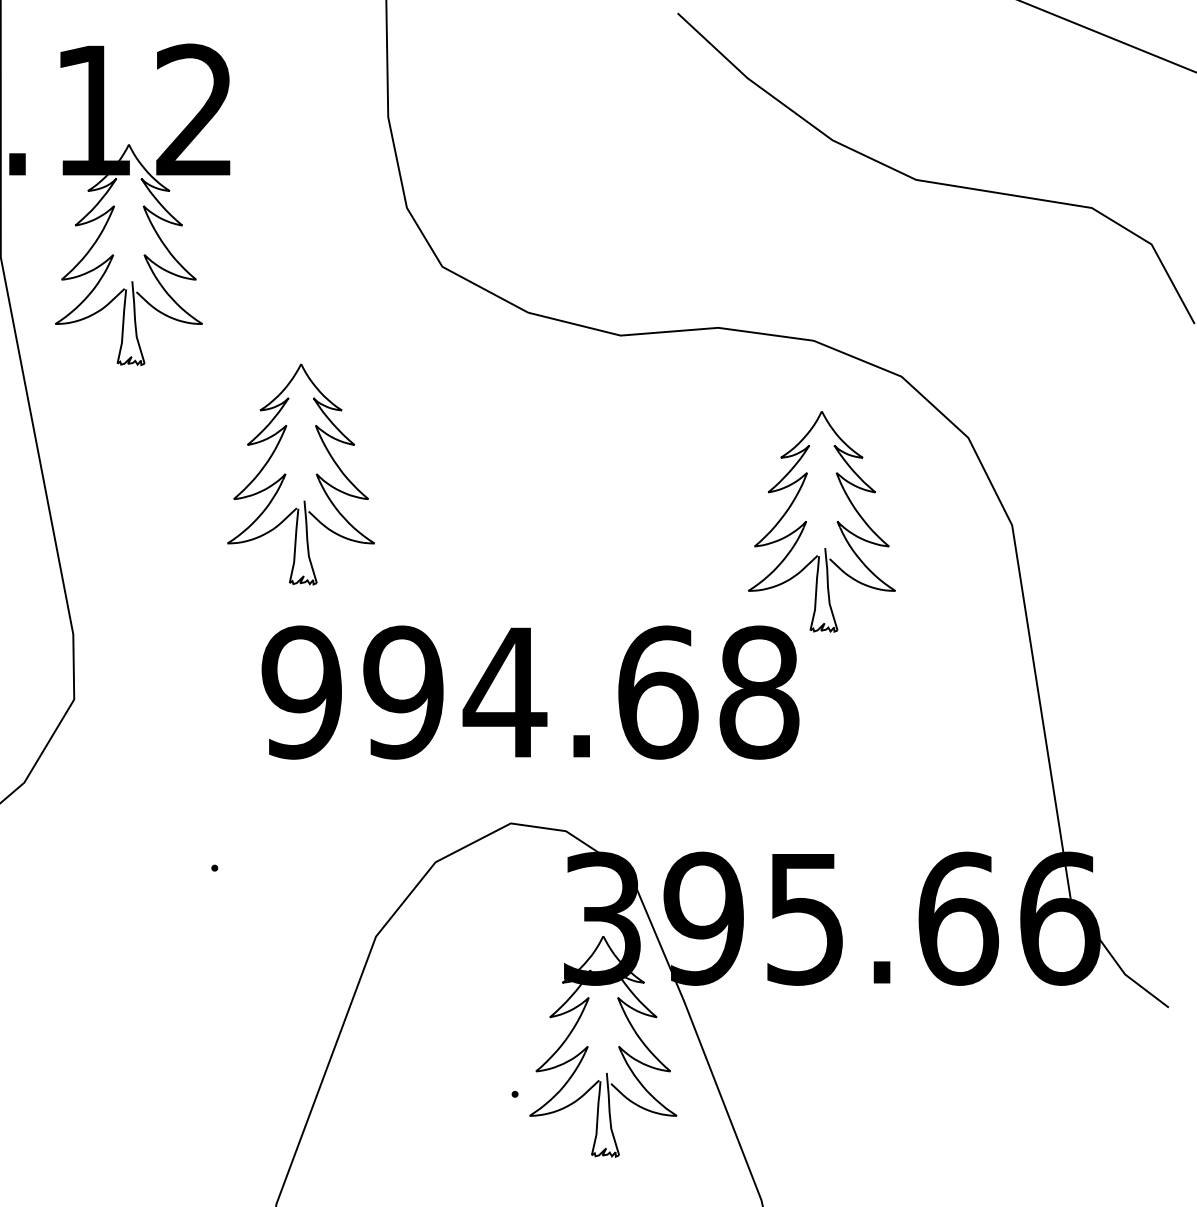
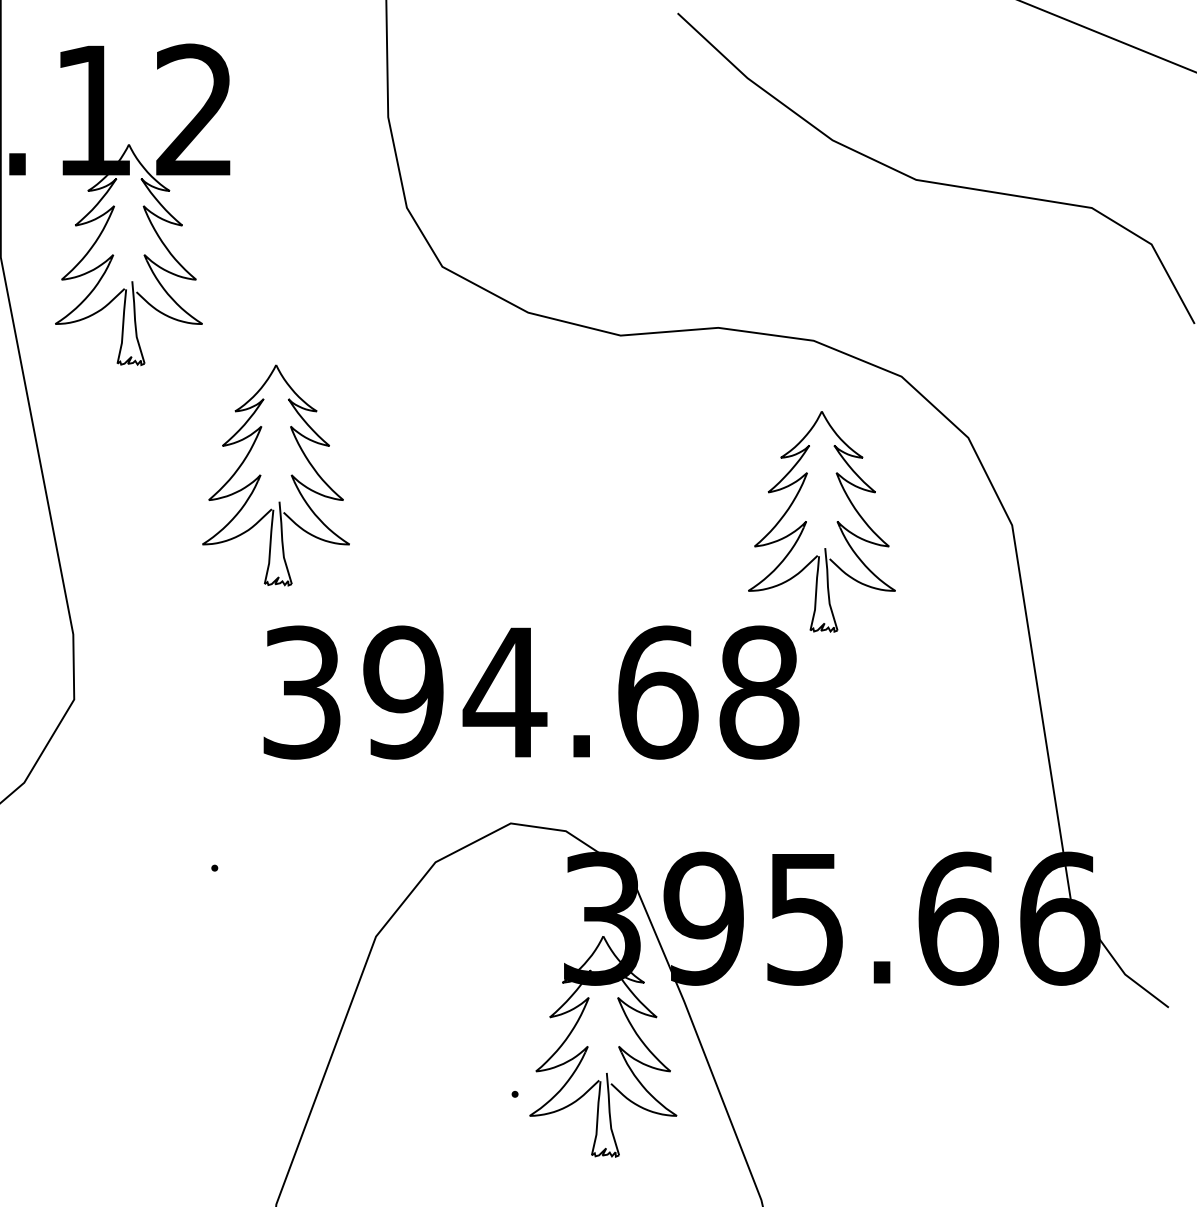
part position: (286, 474) -> (261, 475) (261, 475)
text: 994.68 -> 394.68 (301, 692)
